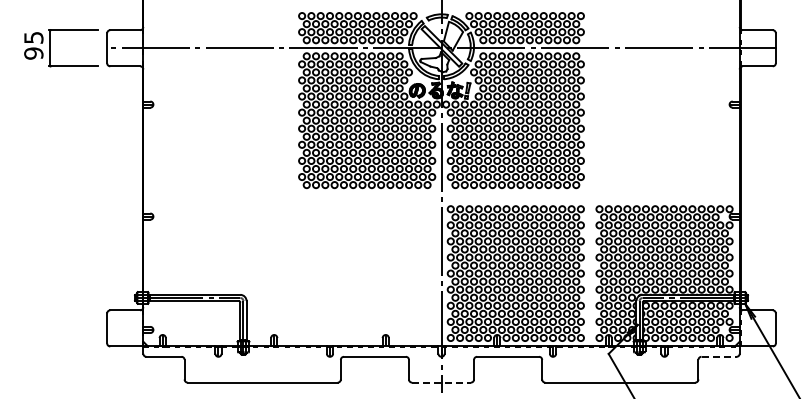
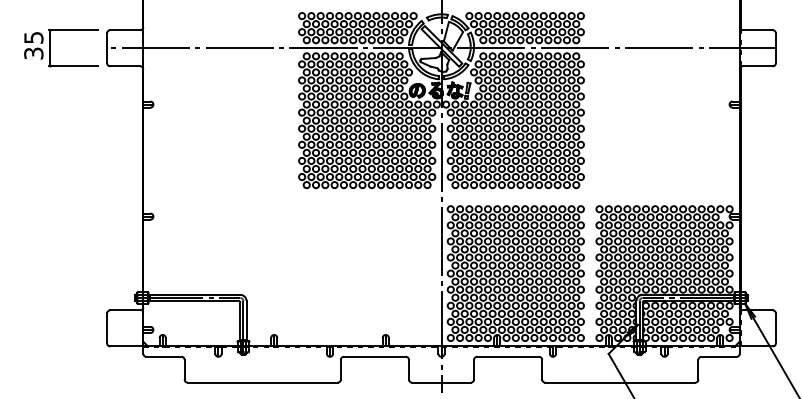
text: 95 -> 35 (33, 53)
line: dashed -> solid (719, 356)
line: dashed -> solid (442, 382)
